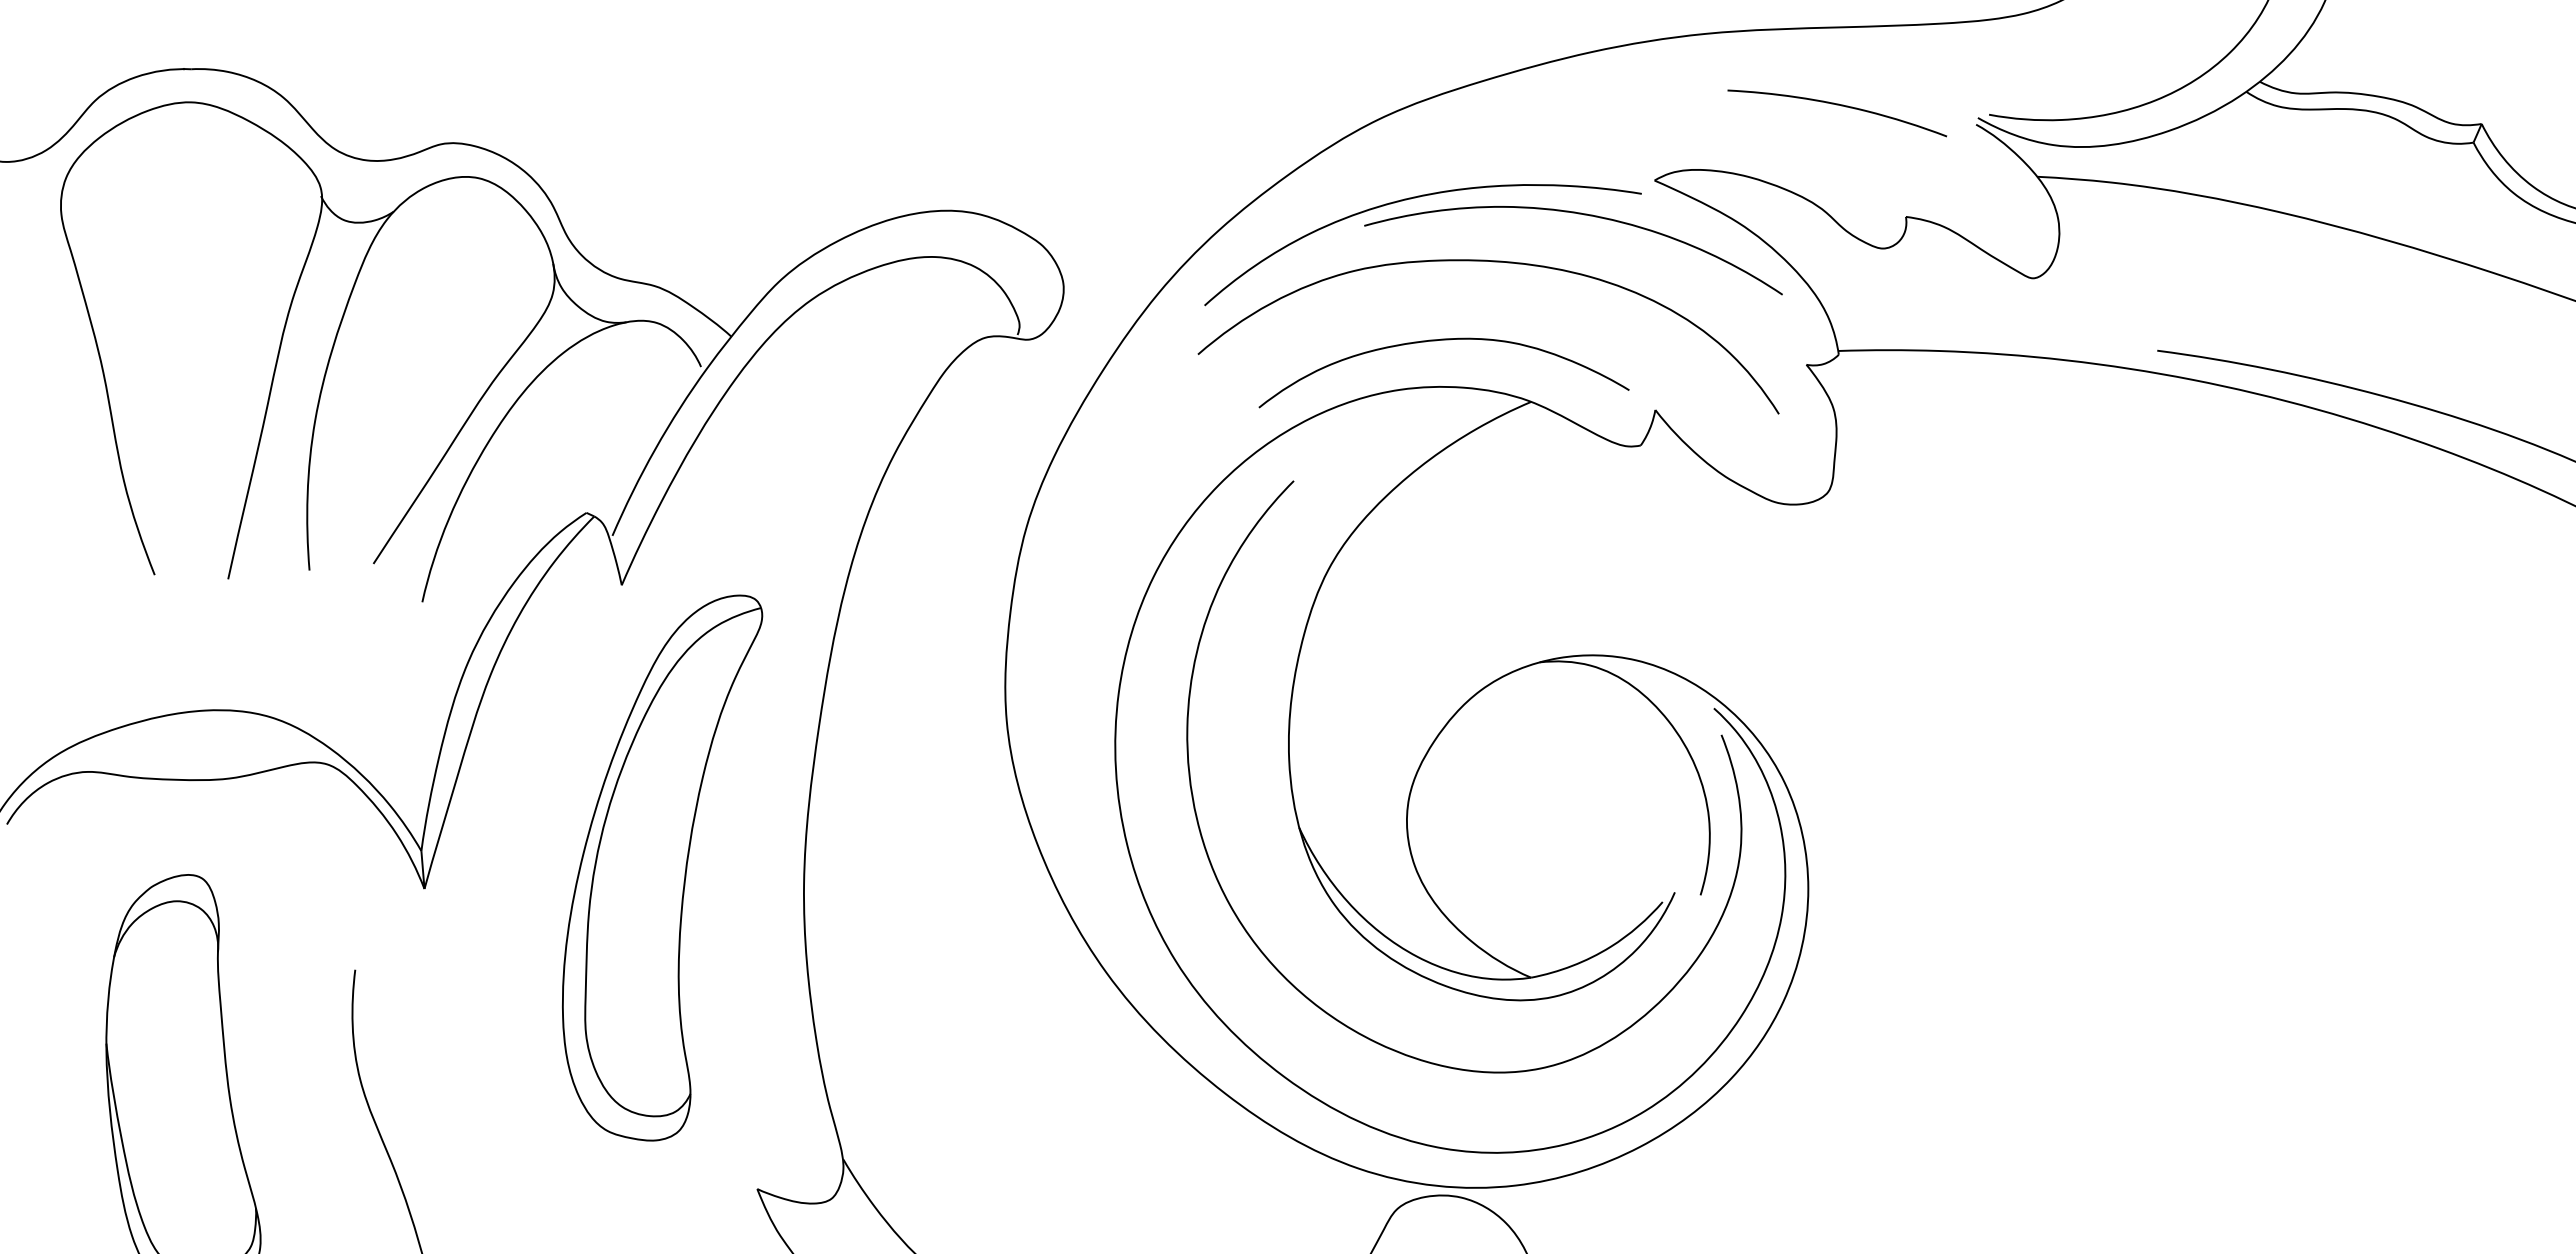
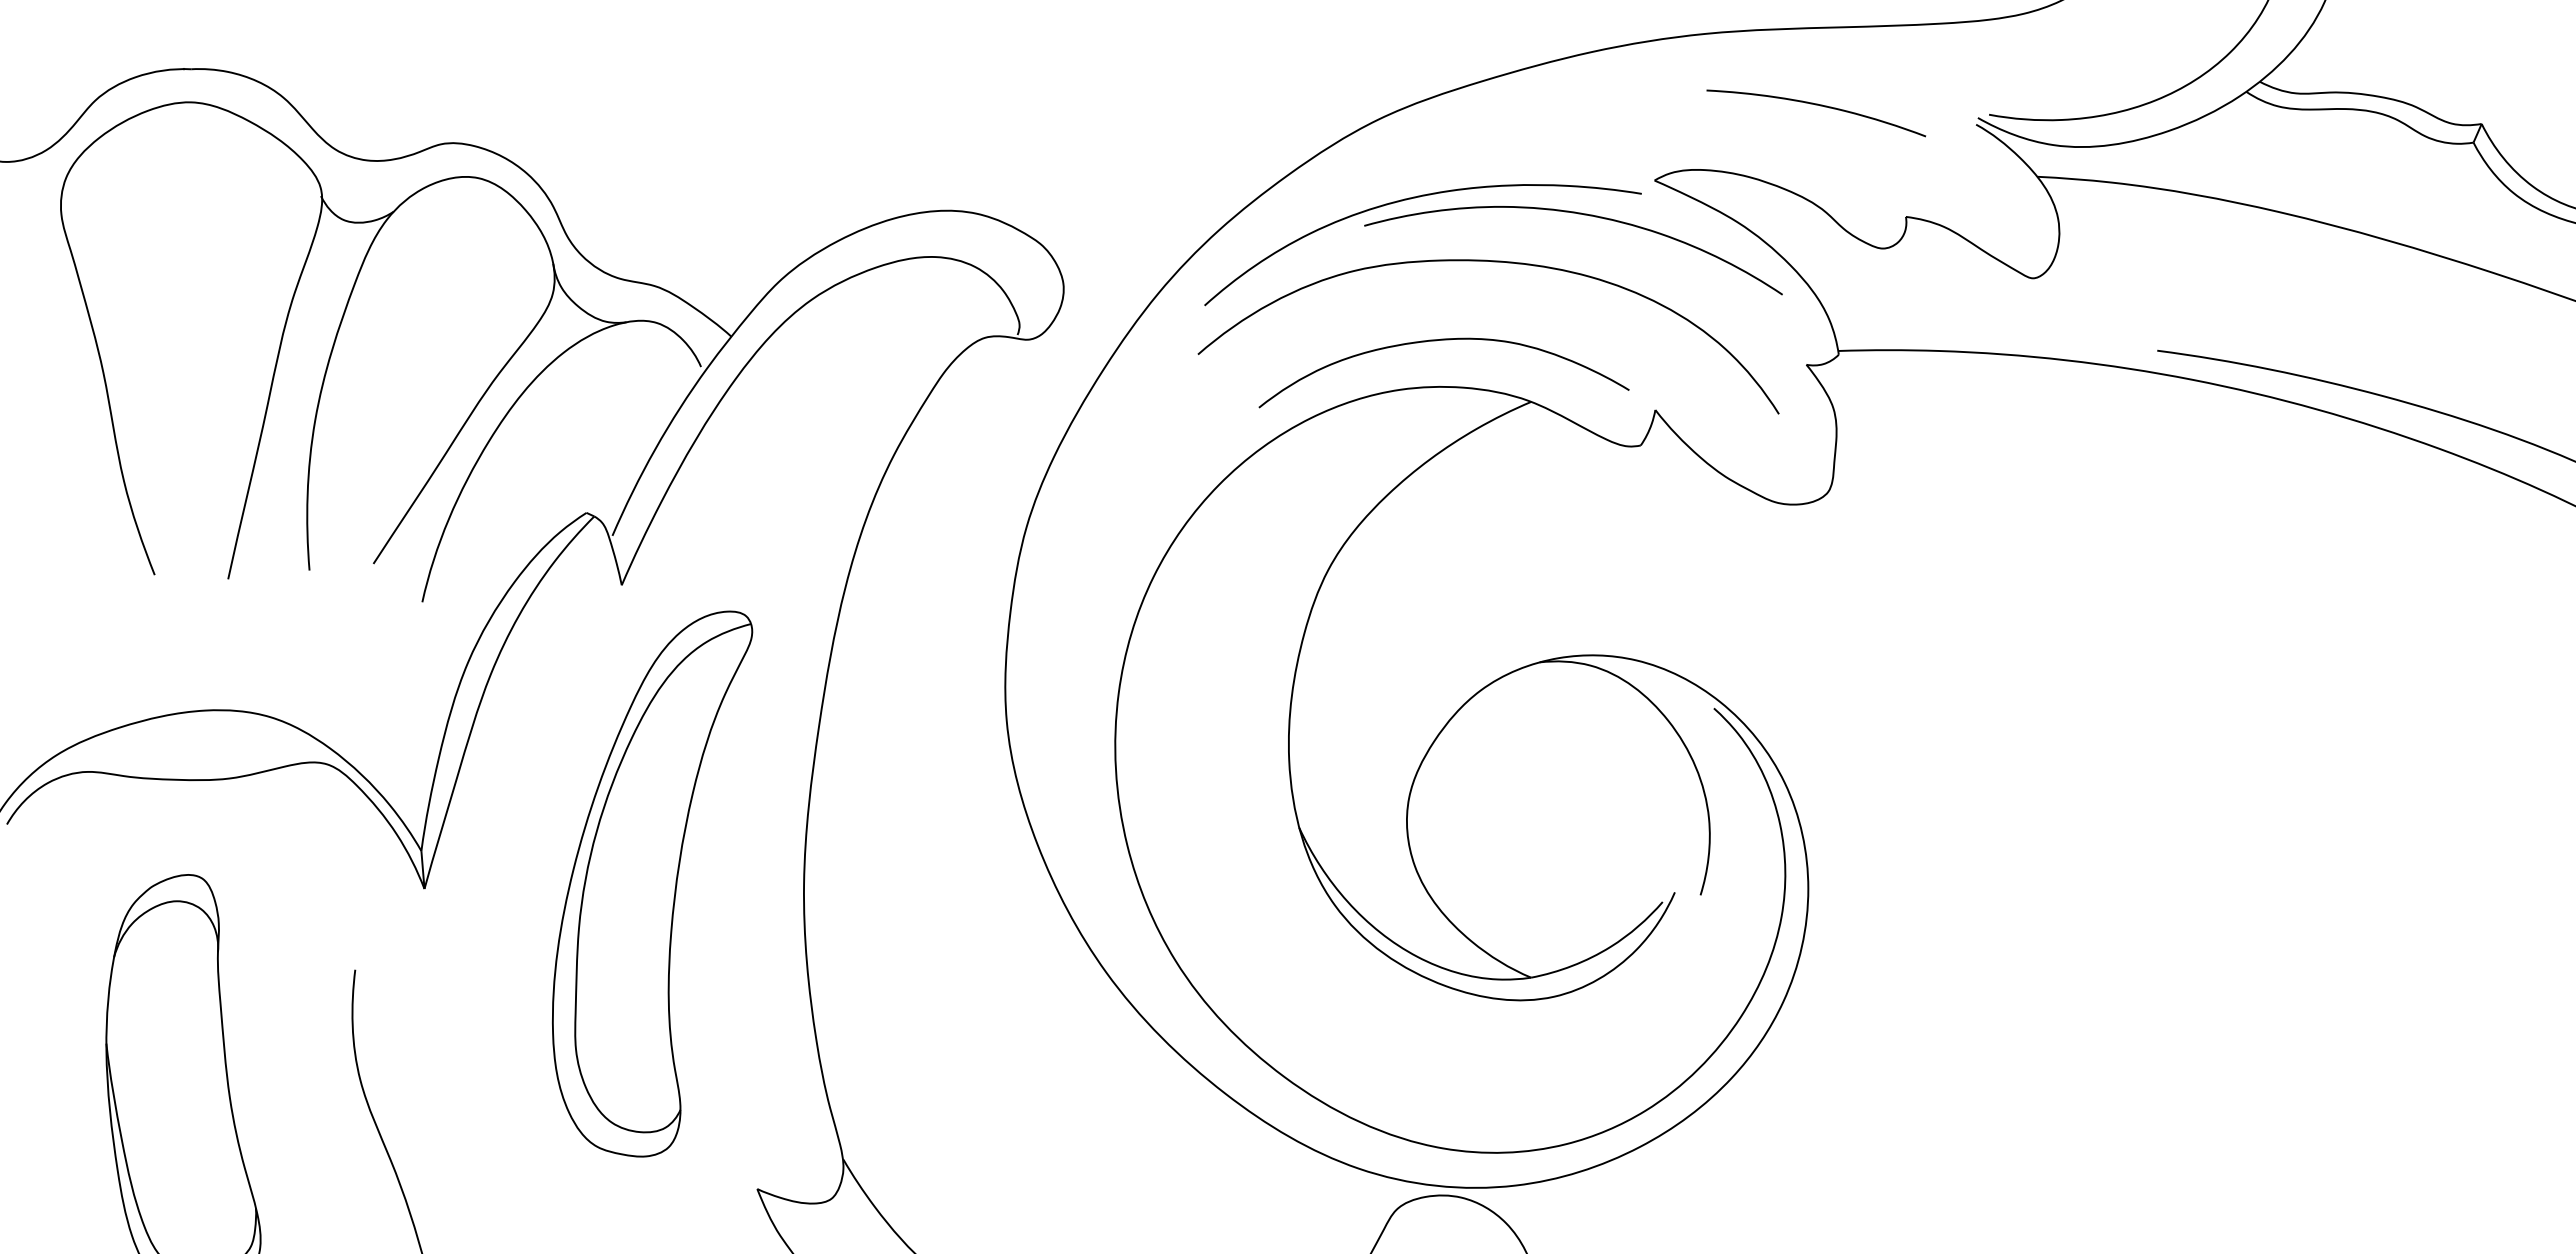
curve position: (1837, 105) -> (1816, 105) (1816, 105)
curve: present -> none (1720, 735)
part position: (662, 867) -> (652, 883) (652, 883)
